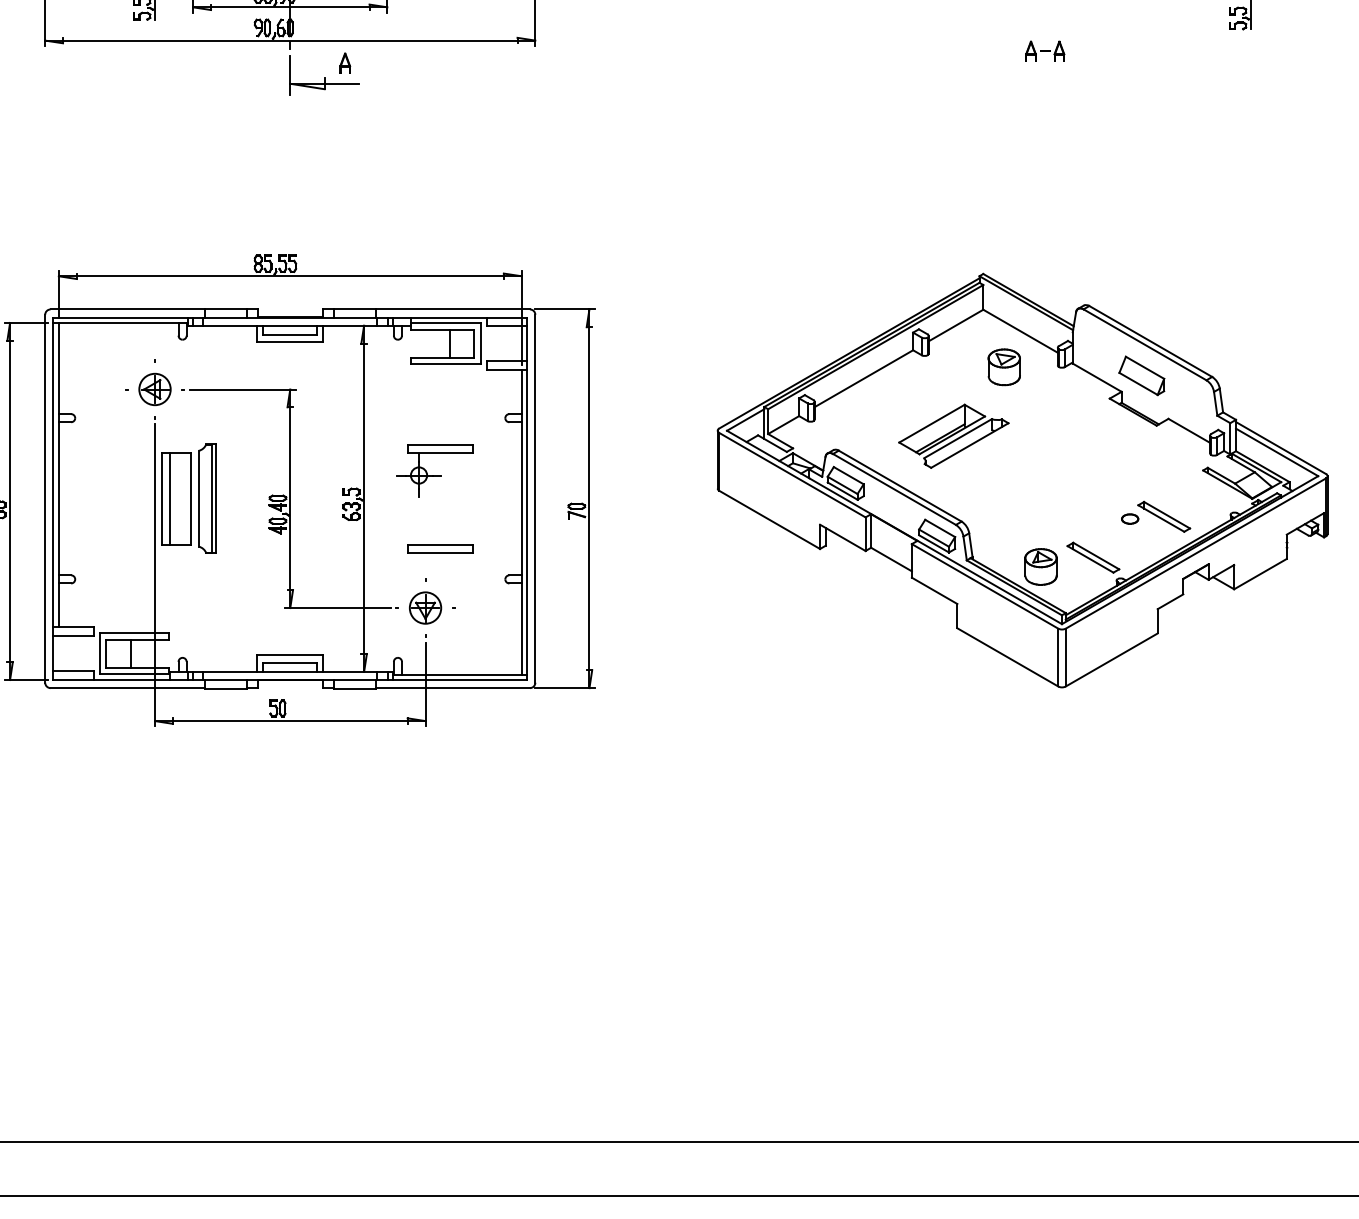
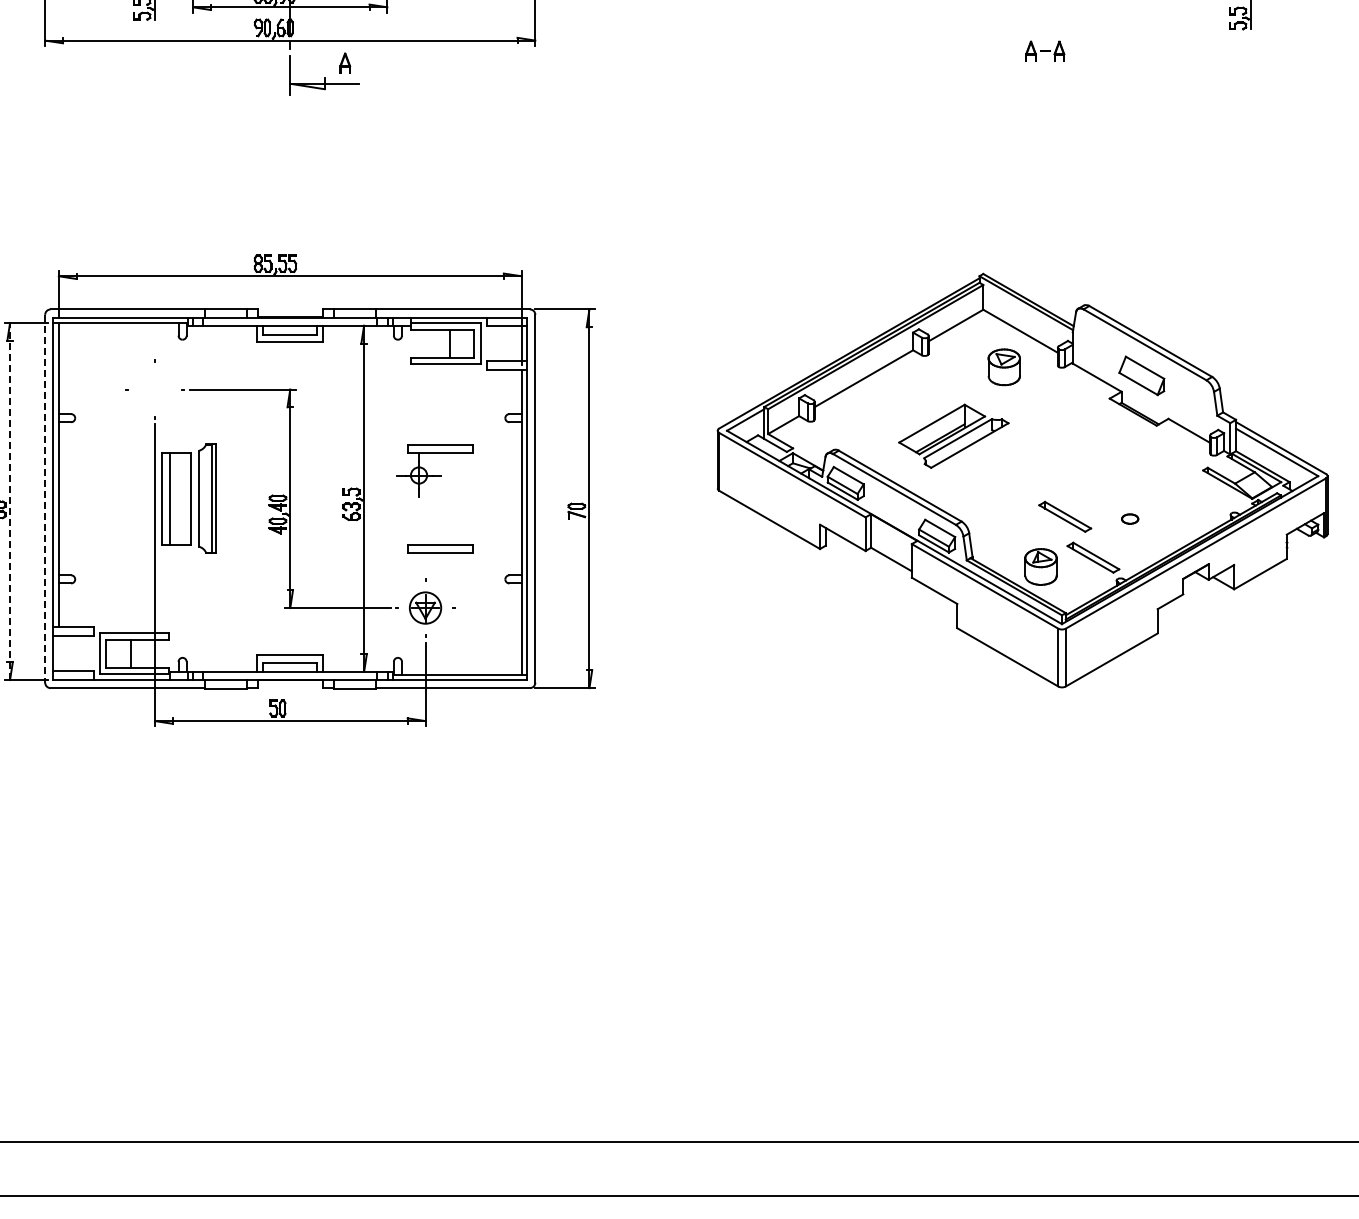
part: present -> none (154, 389)
line: solid -> dashed (45, 498)
line: solid -> dashed (10, 501)
part position: (1164, 516) -> (1065, 516) (1065, 516)
